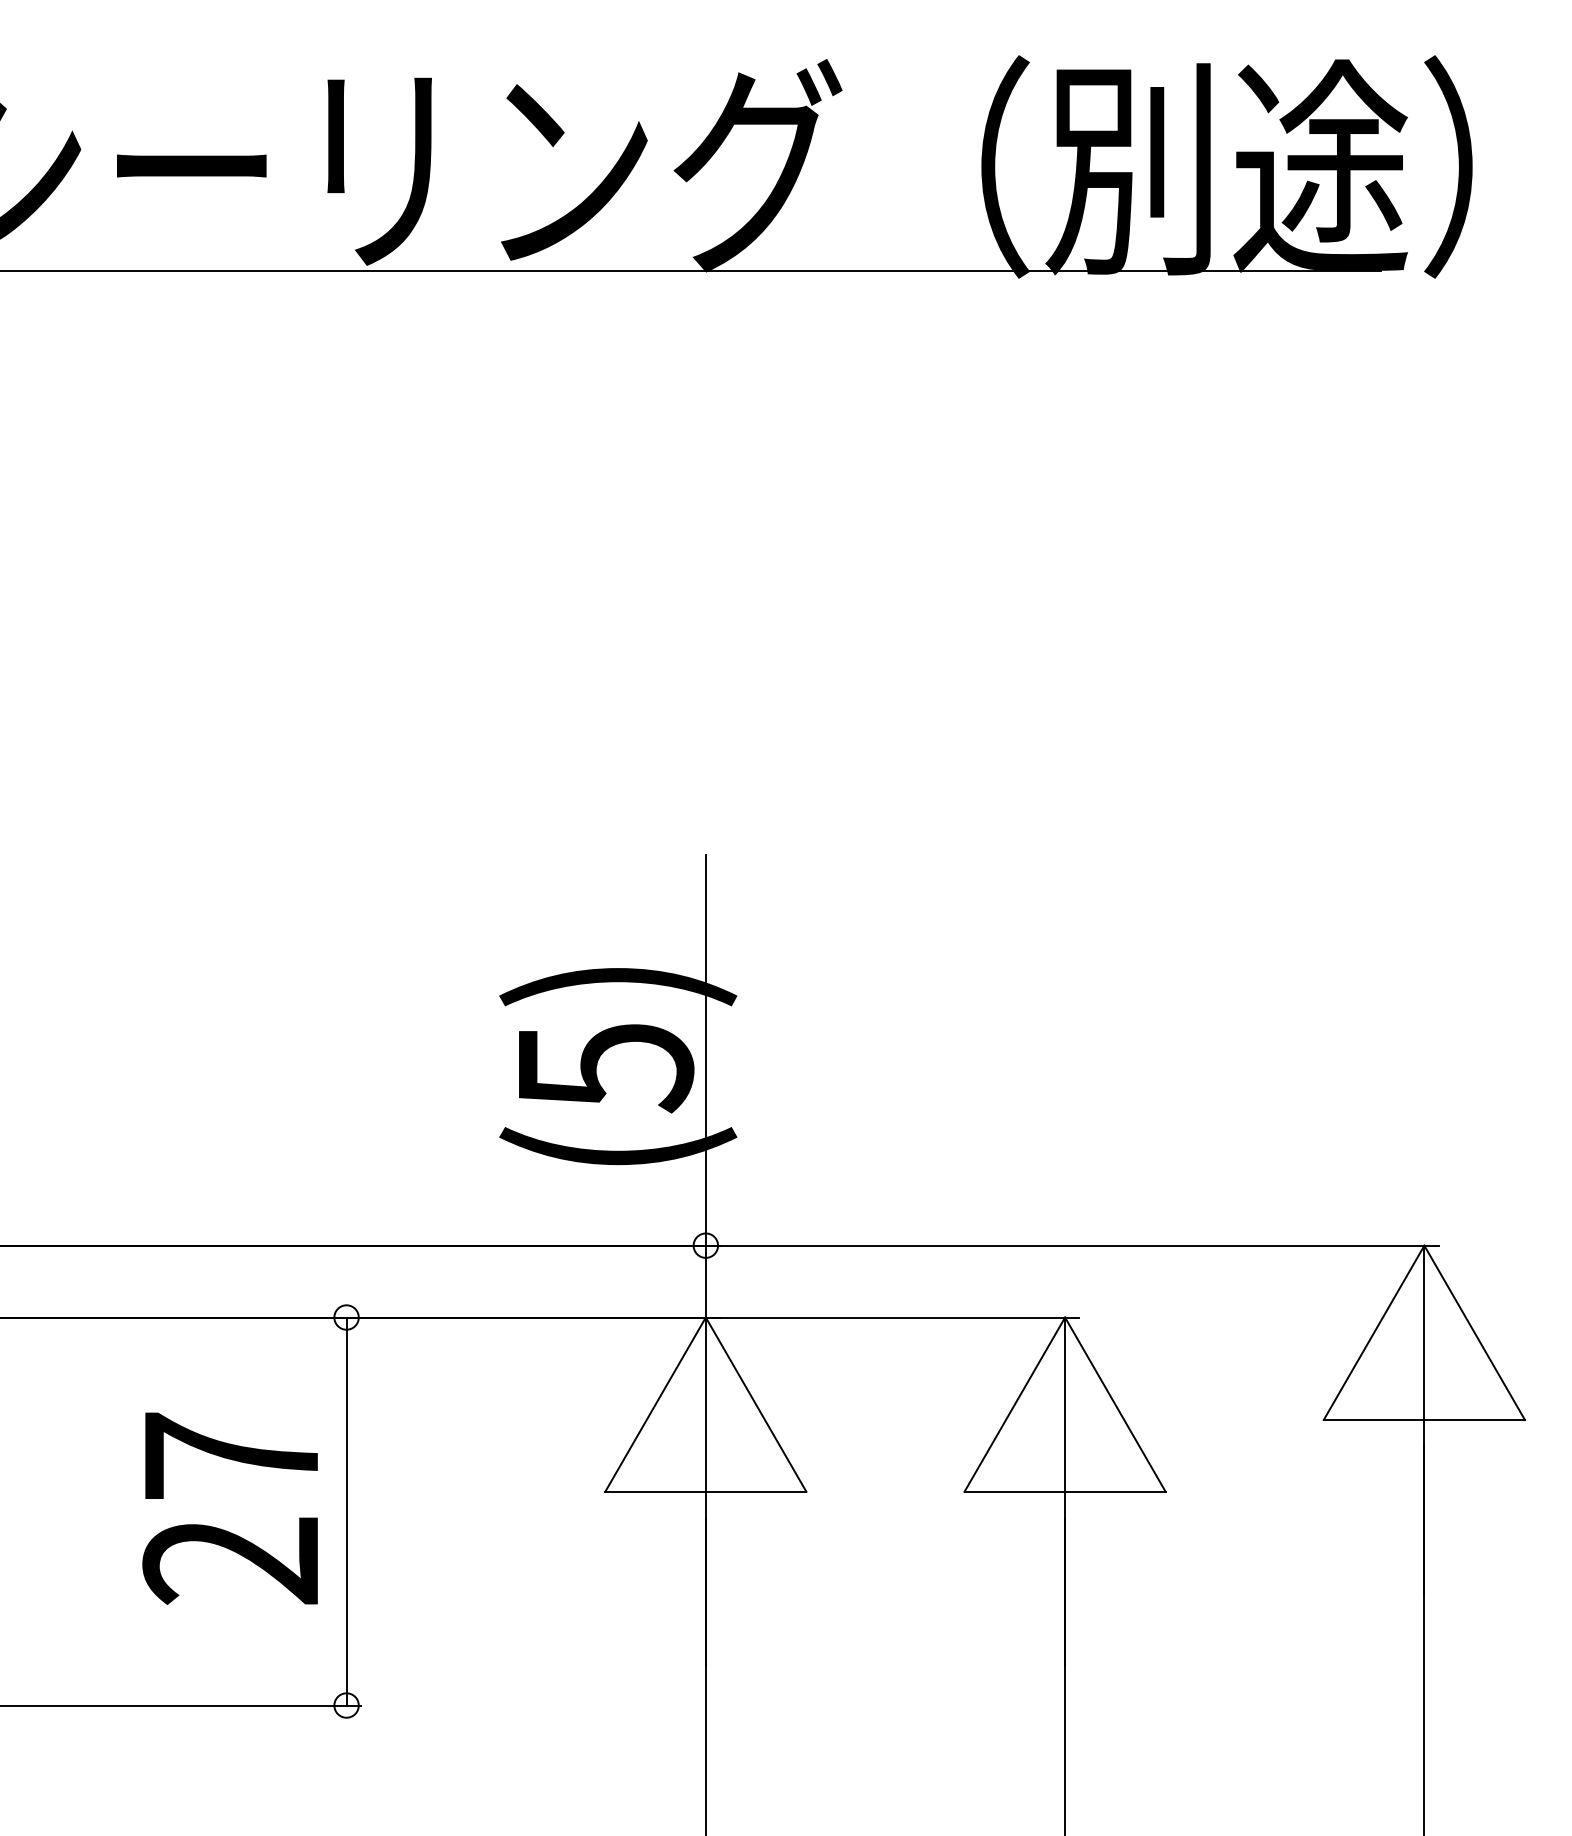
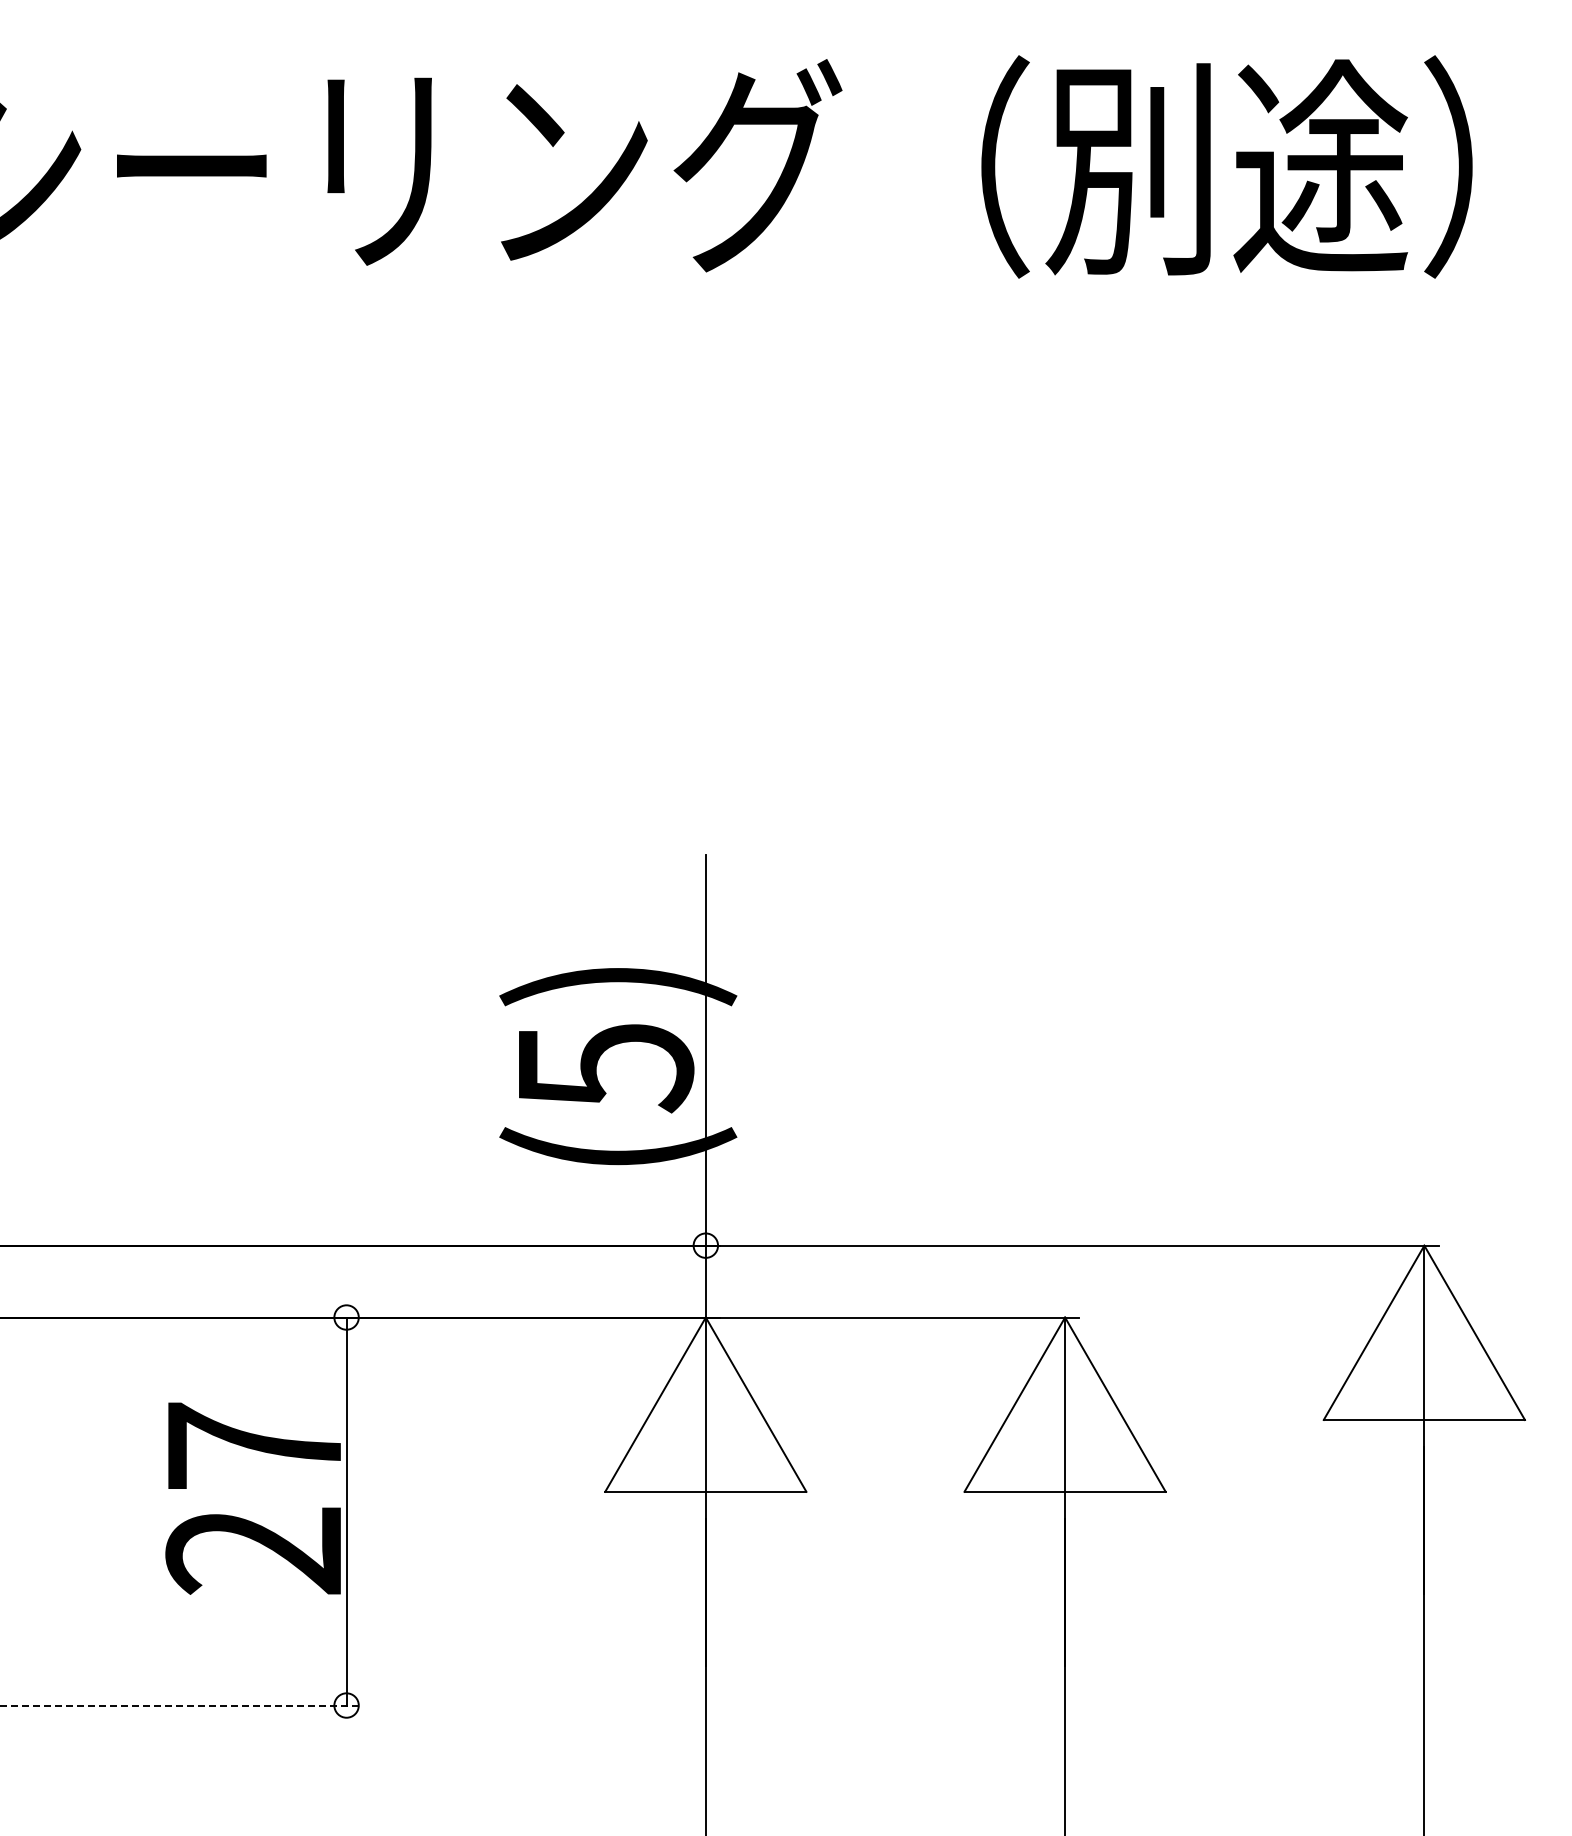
line: present -> none (691, 270)
text position: (229, 1508) -> (252, 1498) (252, 1498)
line: solid -> dashed (180, 1705)
